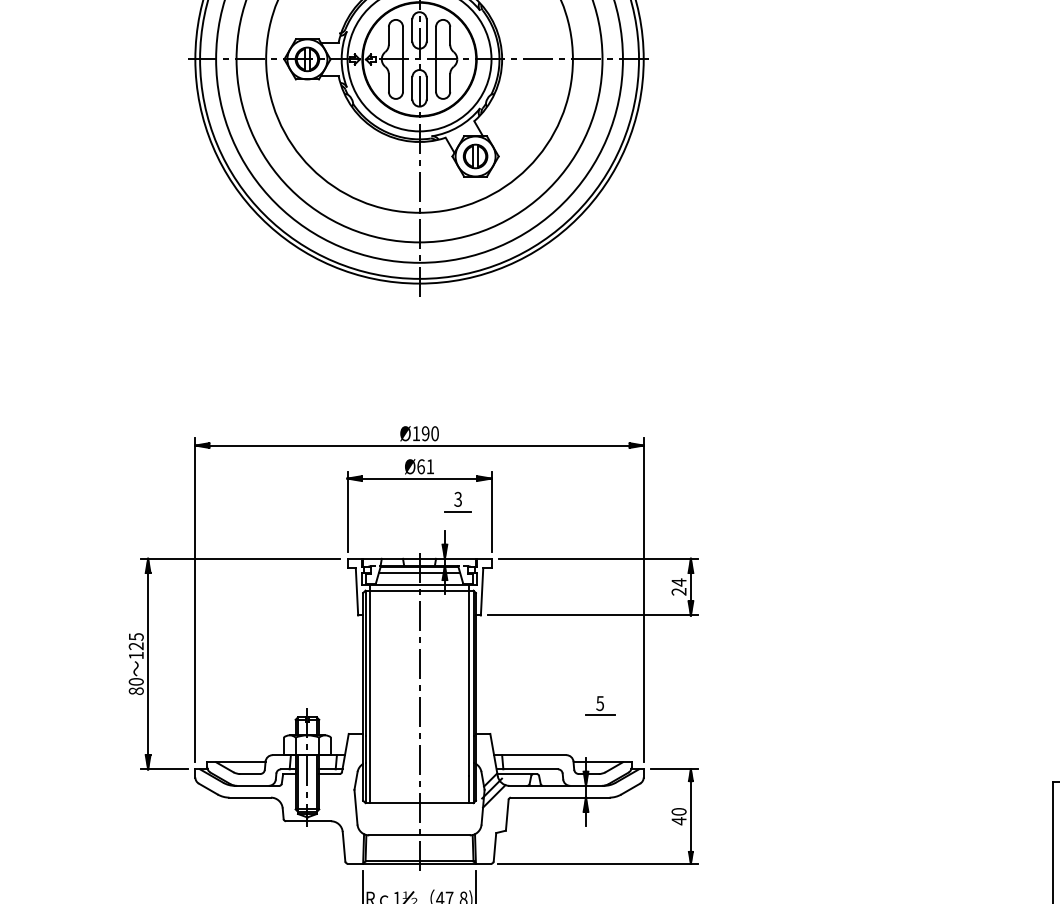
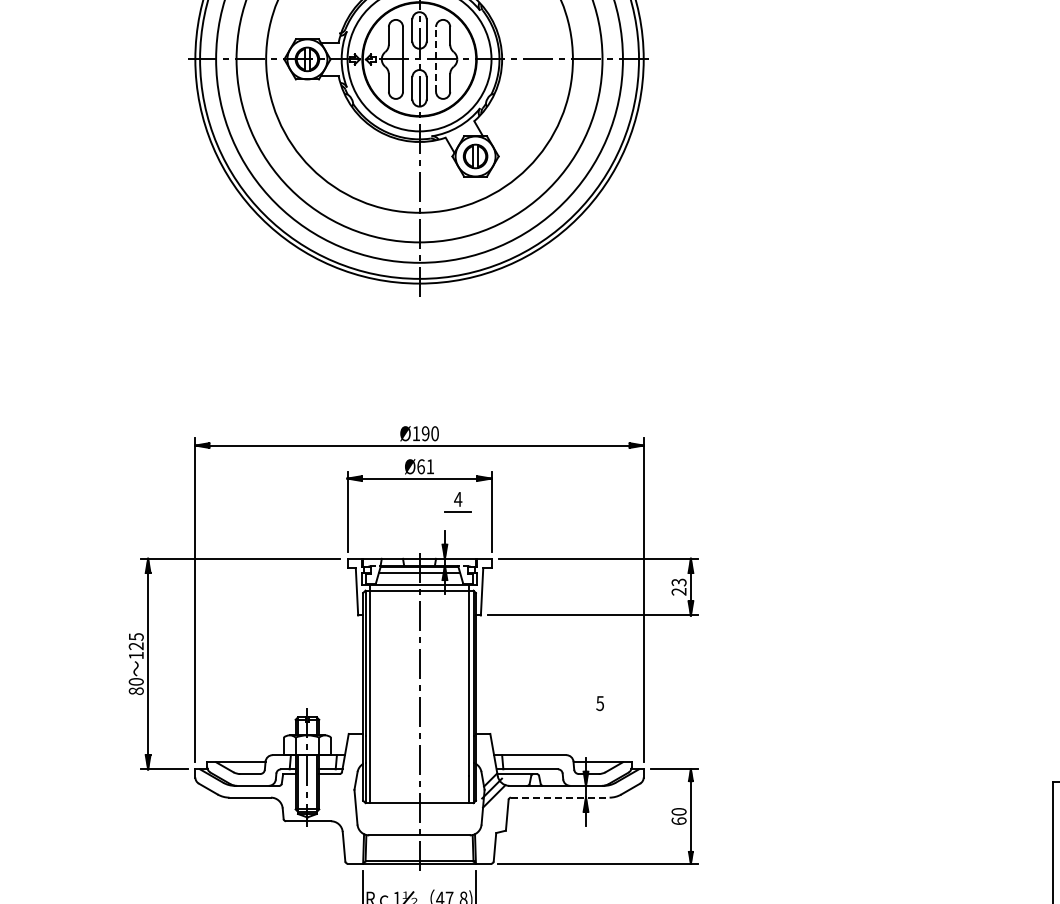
line: solid -> dashed (436, 58)
text: 3 -> 4 (458, 498)
text: 24 -> 23 (678, 582)
line: present -> none (600, 715)
line: solid -> dashed (560, 797)
text: 40 -> 60 (678, 821)
